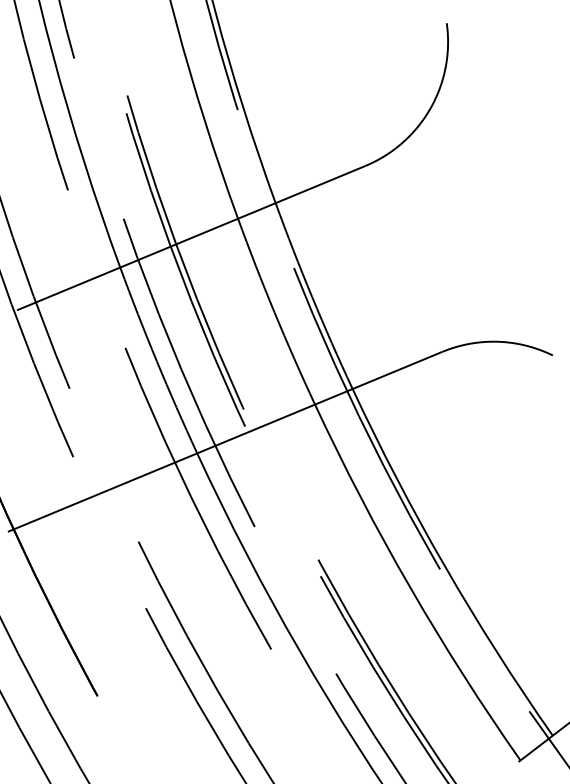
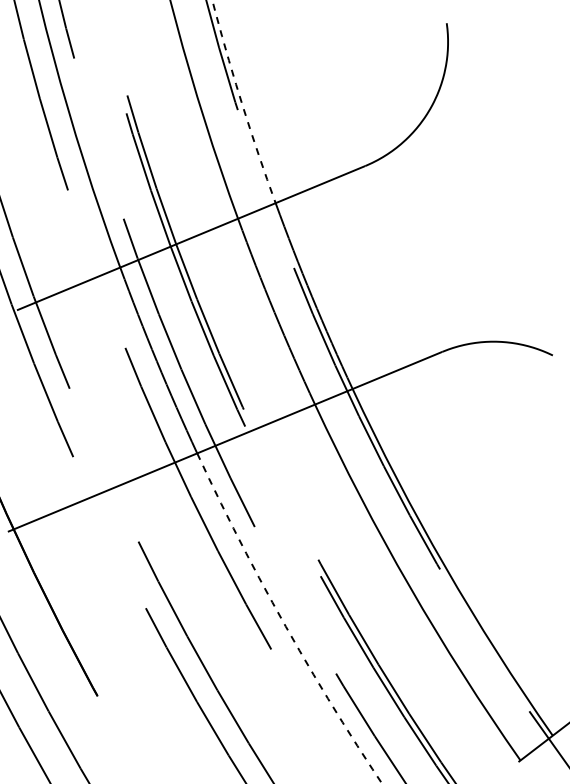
arc: solid -> dashed (241, 102)
arc: solid -> dashed (283, 622)
